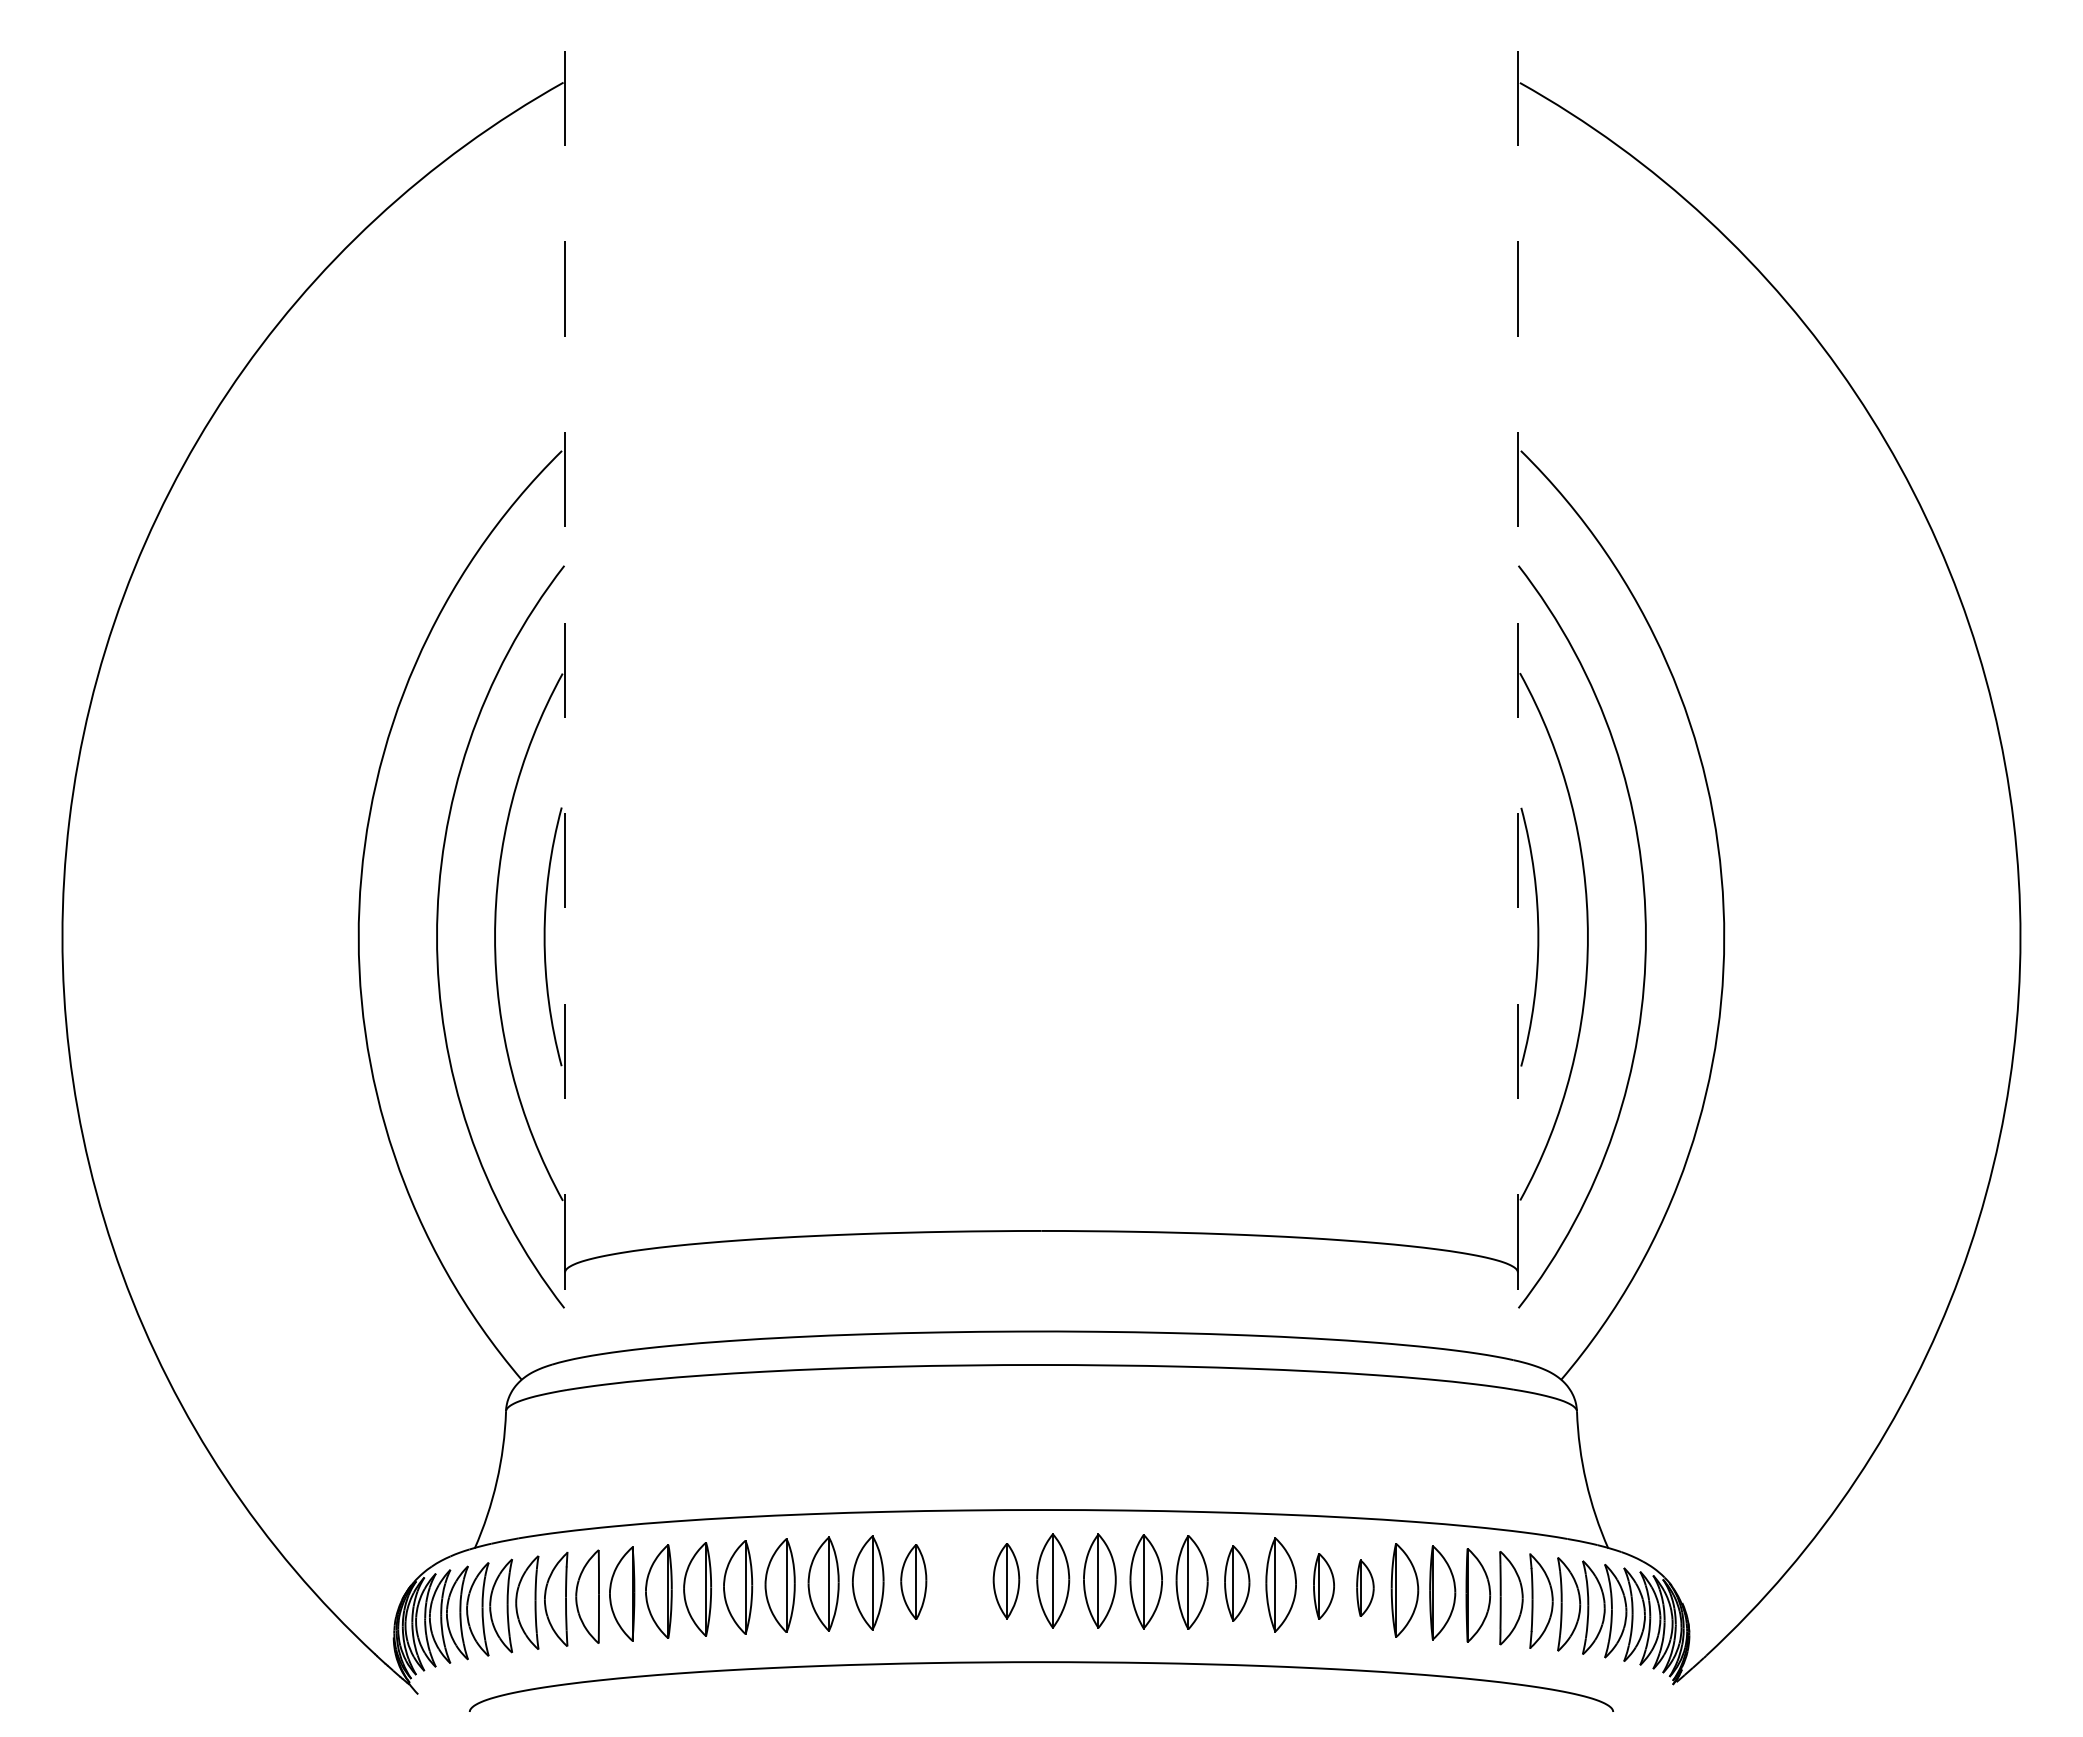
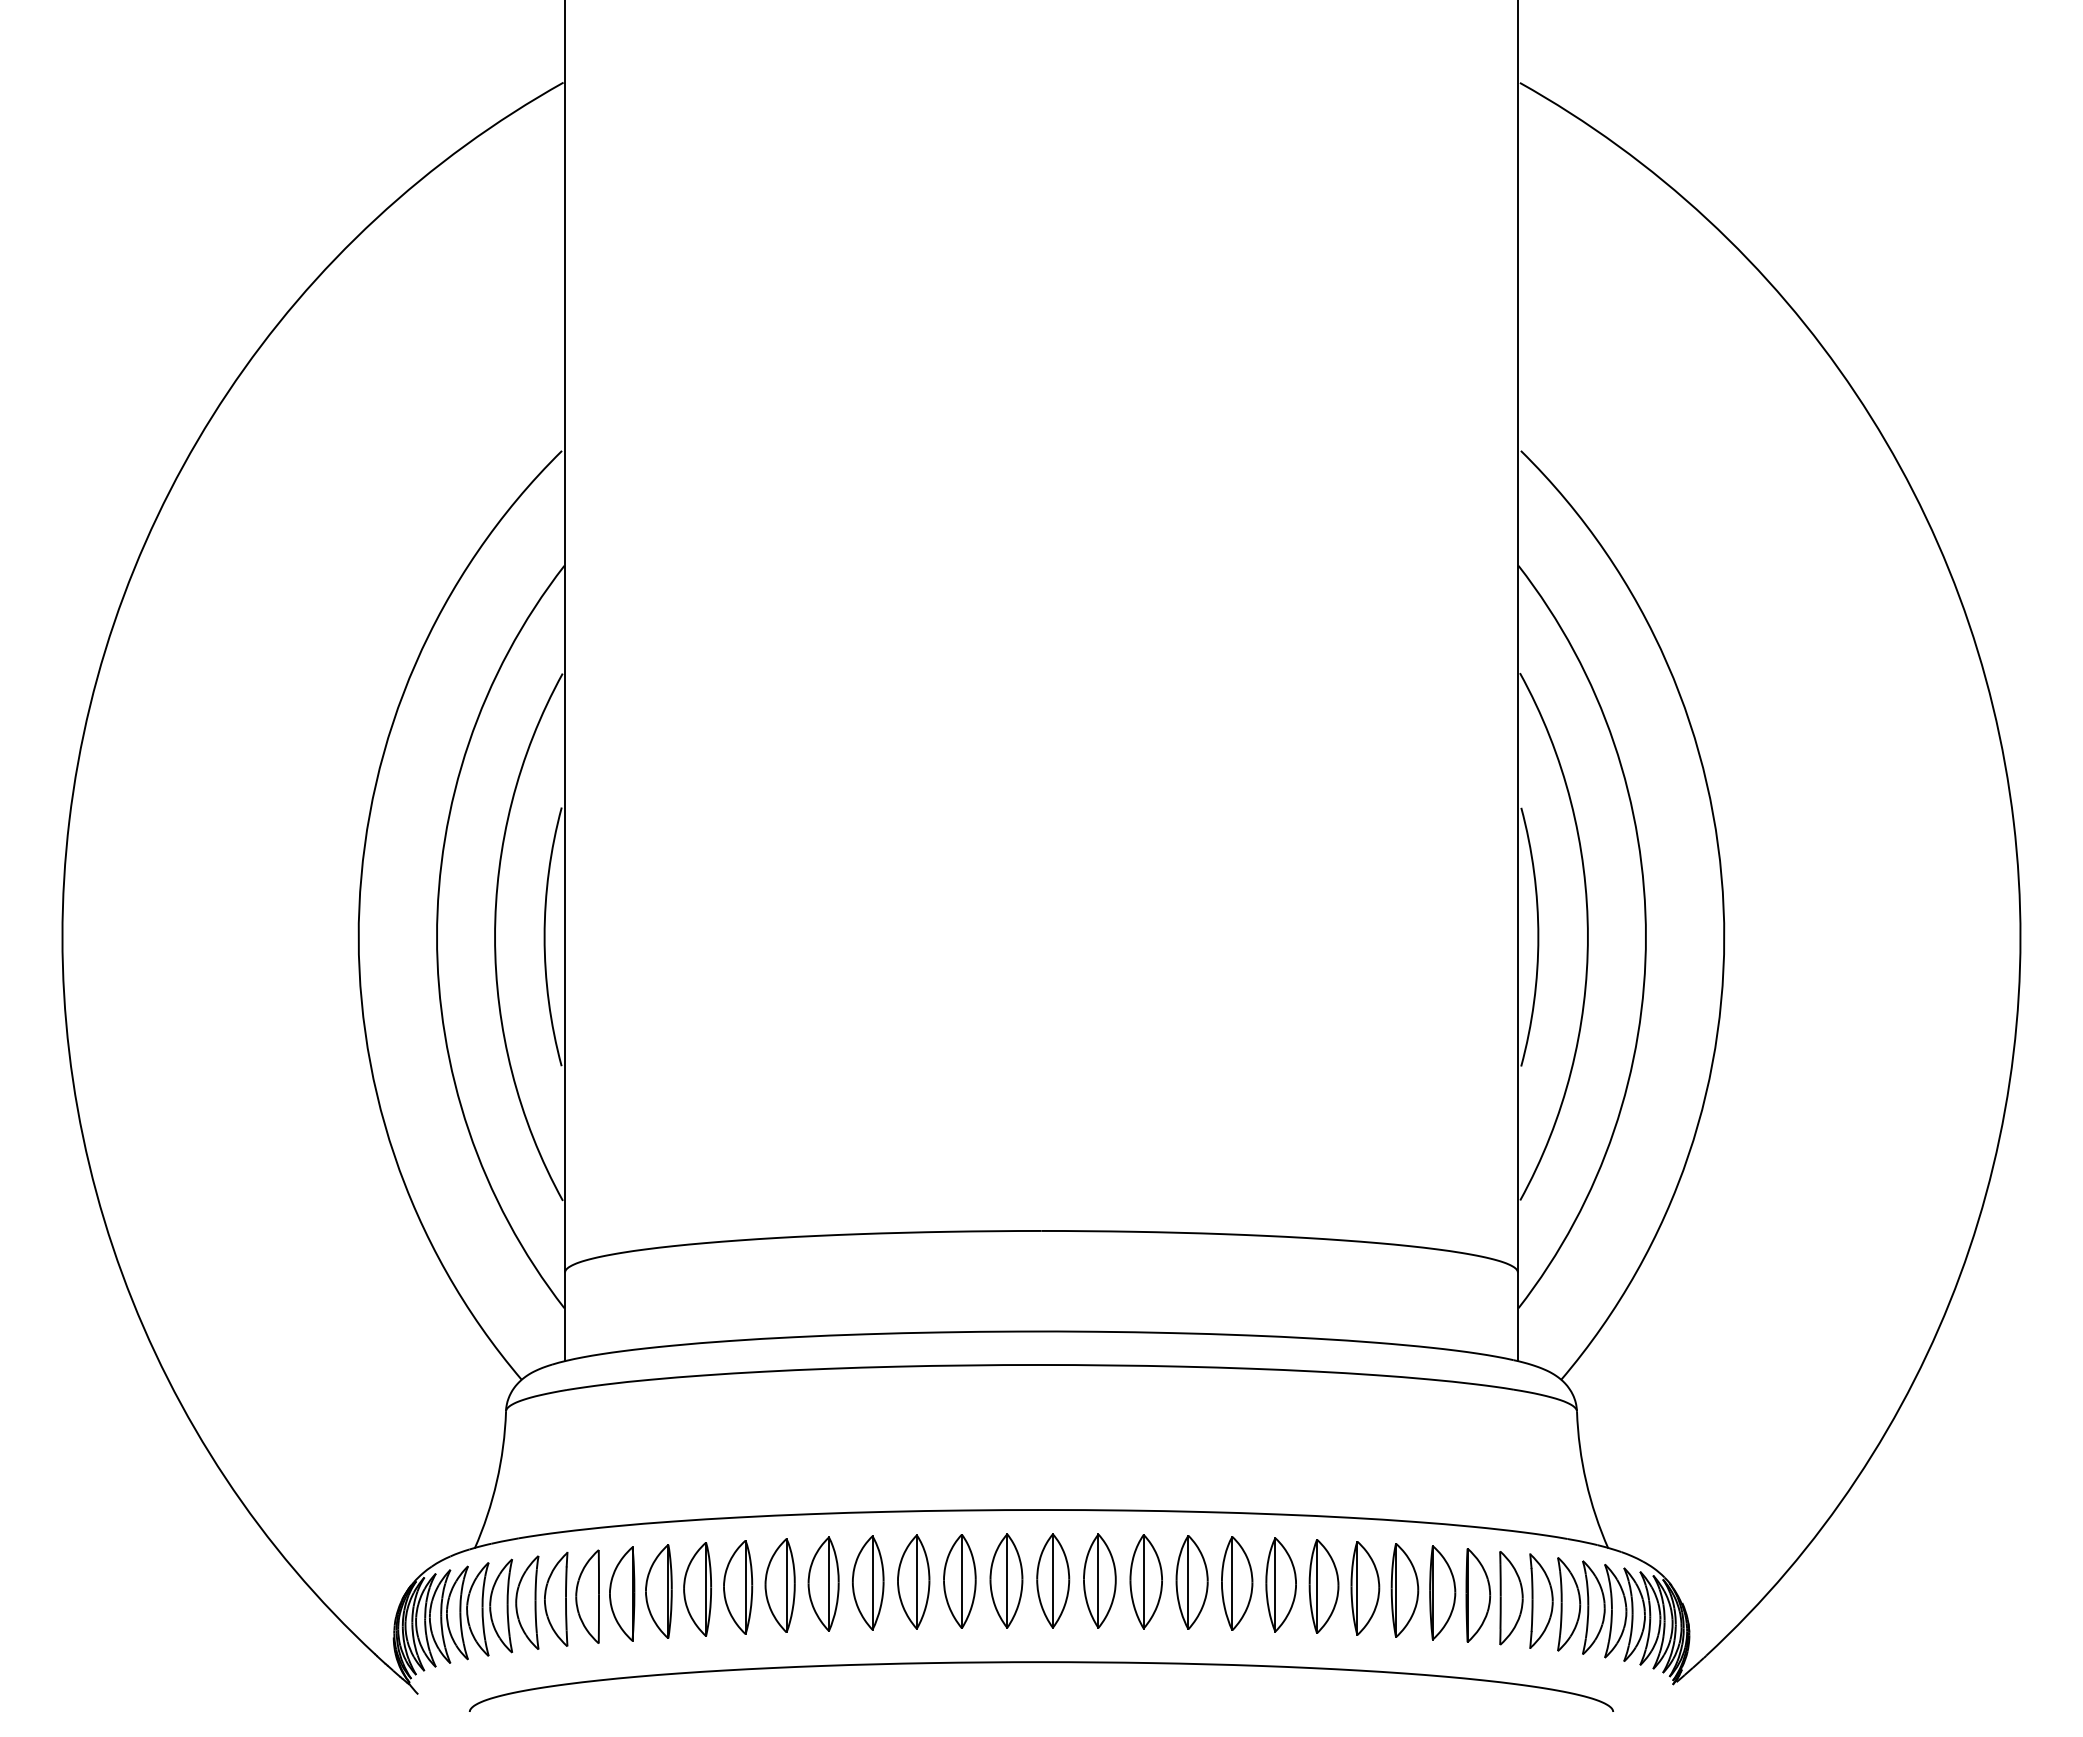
line: dashed -> solid (565, 681)
line: dashed -> solid (1517, 681)
part size: 28x76 px -> 34x96 px (913, 1581)
part: none -> present (959, 1581)
part size: 29x77 px -> 35x96 px (1006, 1580)
part size: 27x77 px -> 33x95 px (1237, 1583)
part size: 22x67 px -> 32x95 px (1323, 1586)
part size: 19x58 px -> 31x95 px (1365, 1588)
